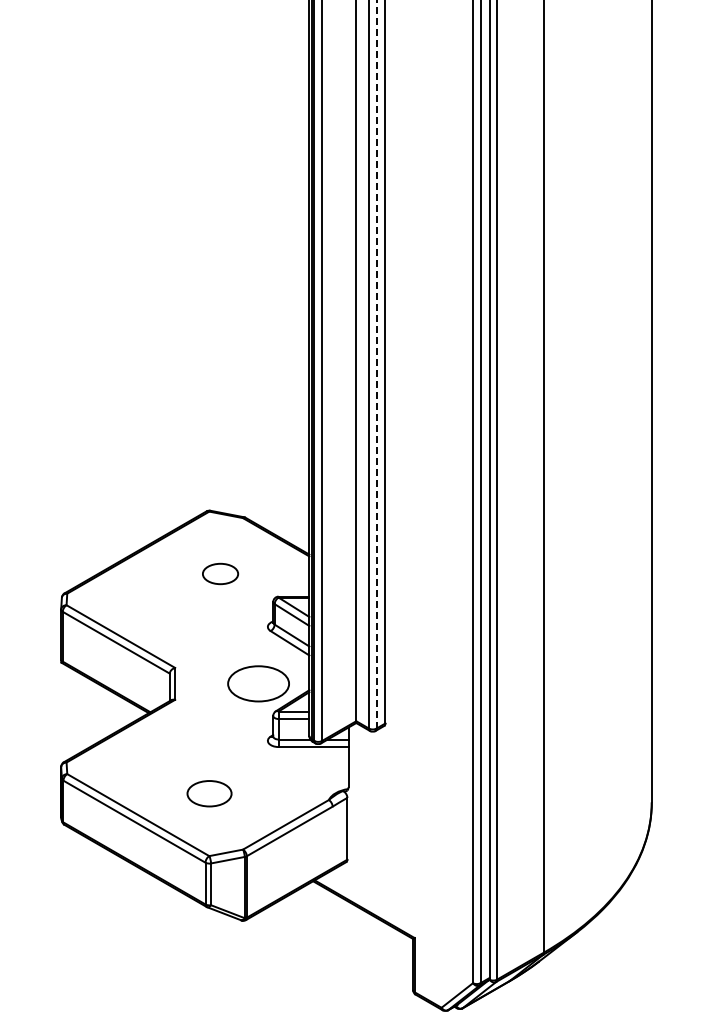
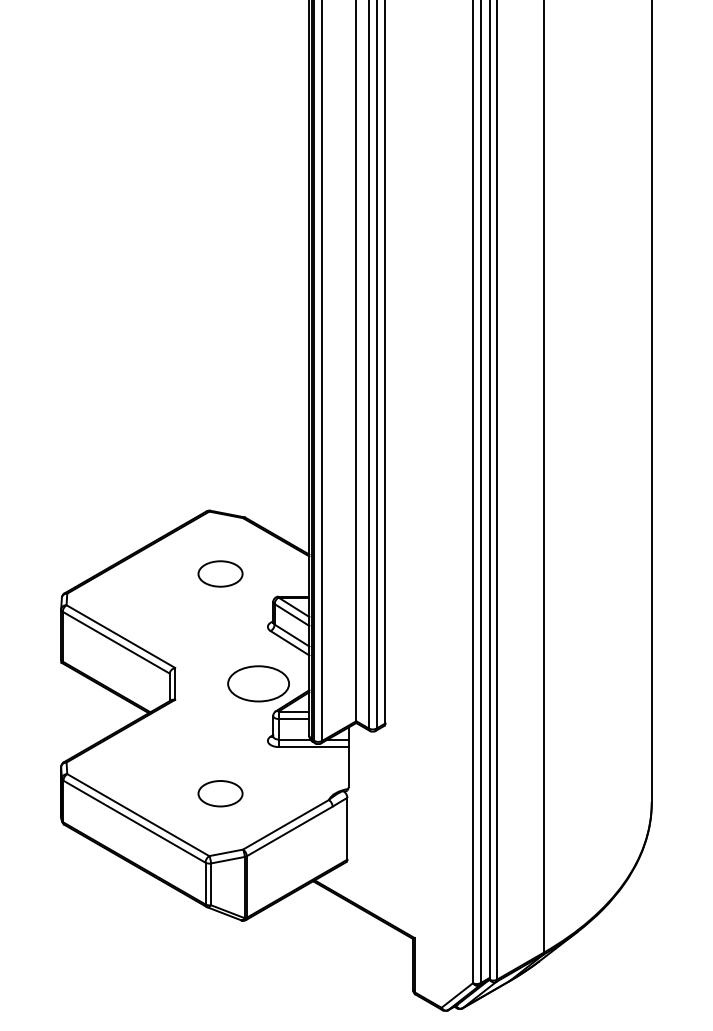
line: dashed -> solid (376, 364)
part size: 38x24 px -> 47x28 px (220, 573)
part position: (209, 793) -> (220, 793) (220, 793)
